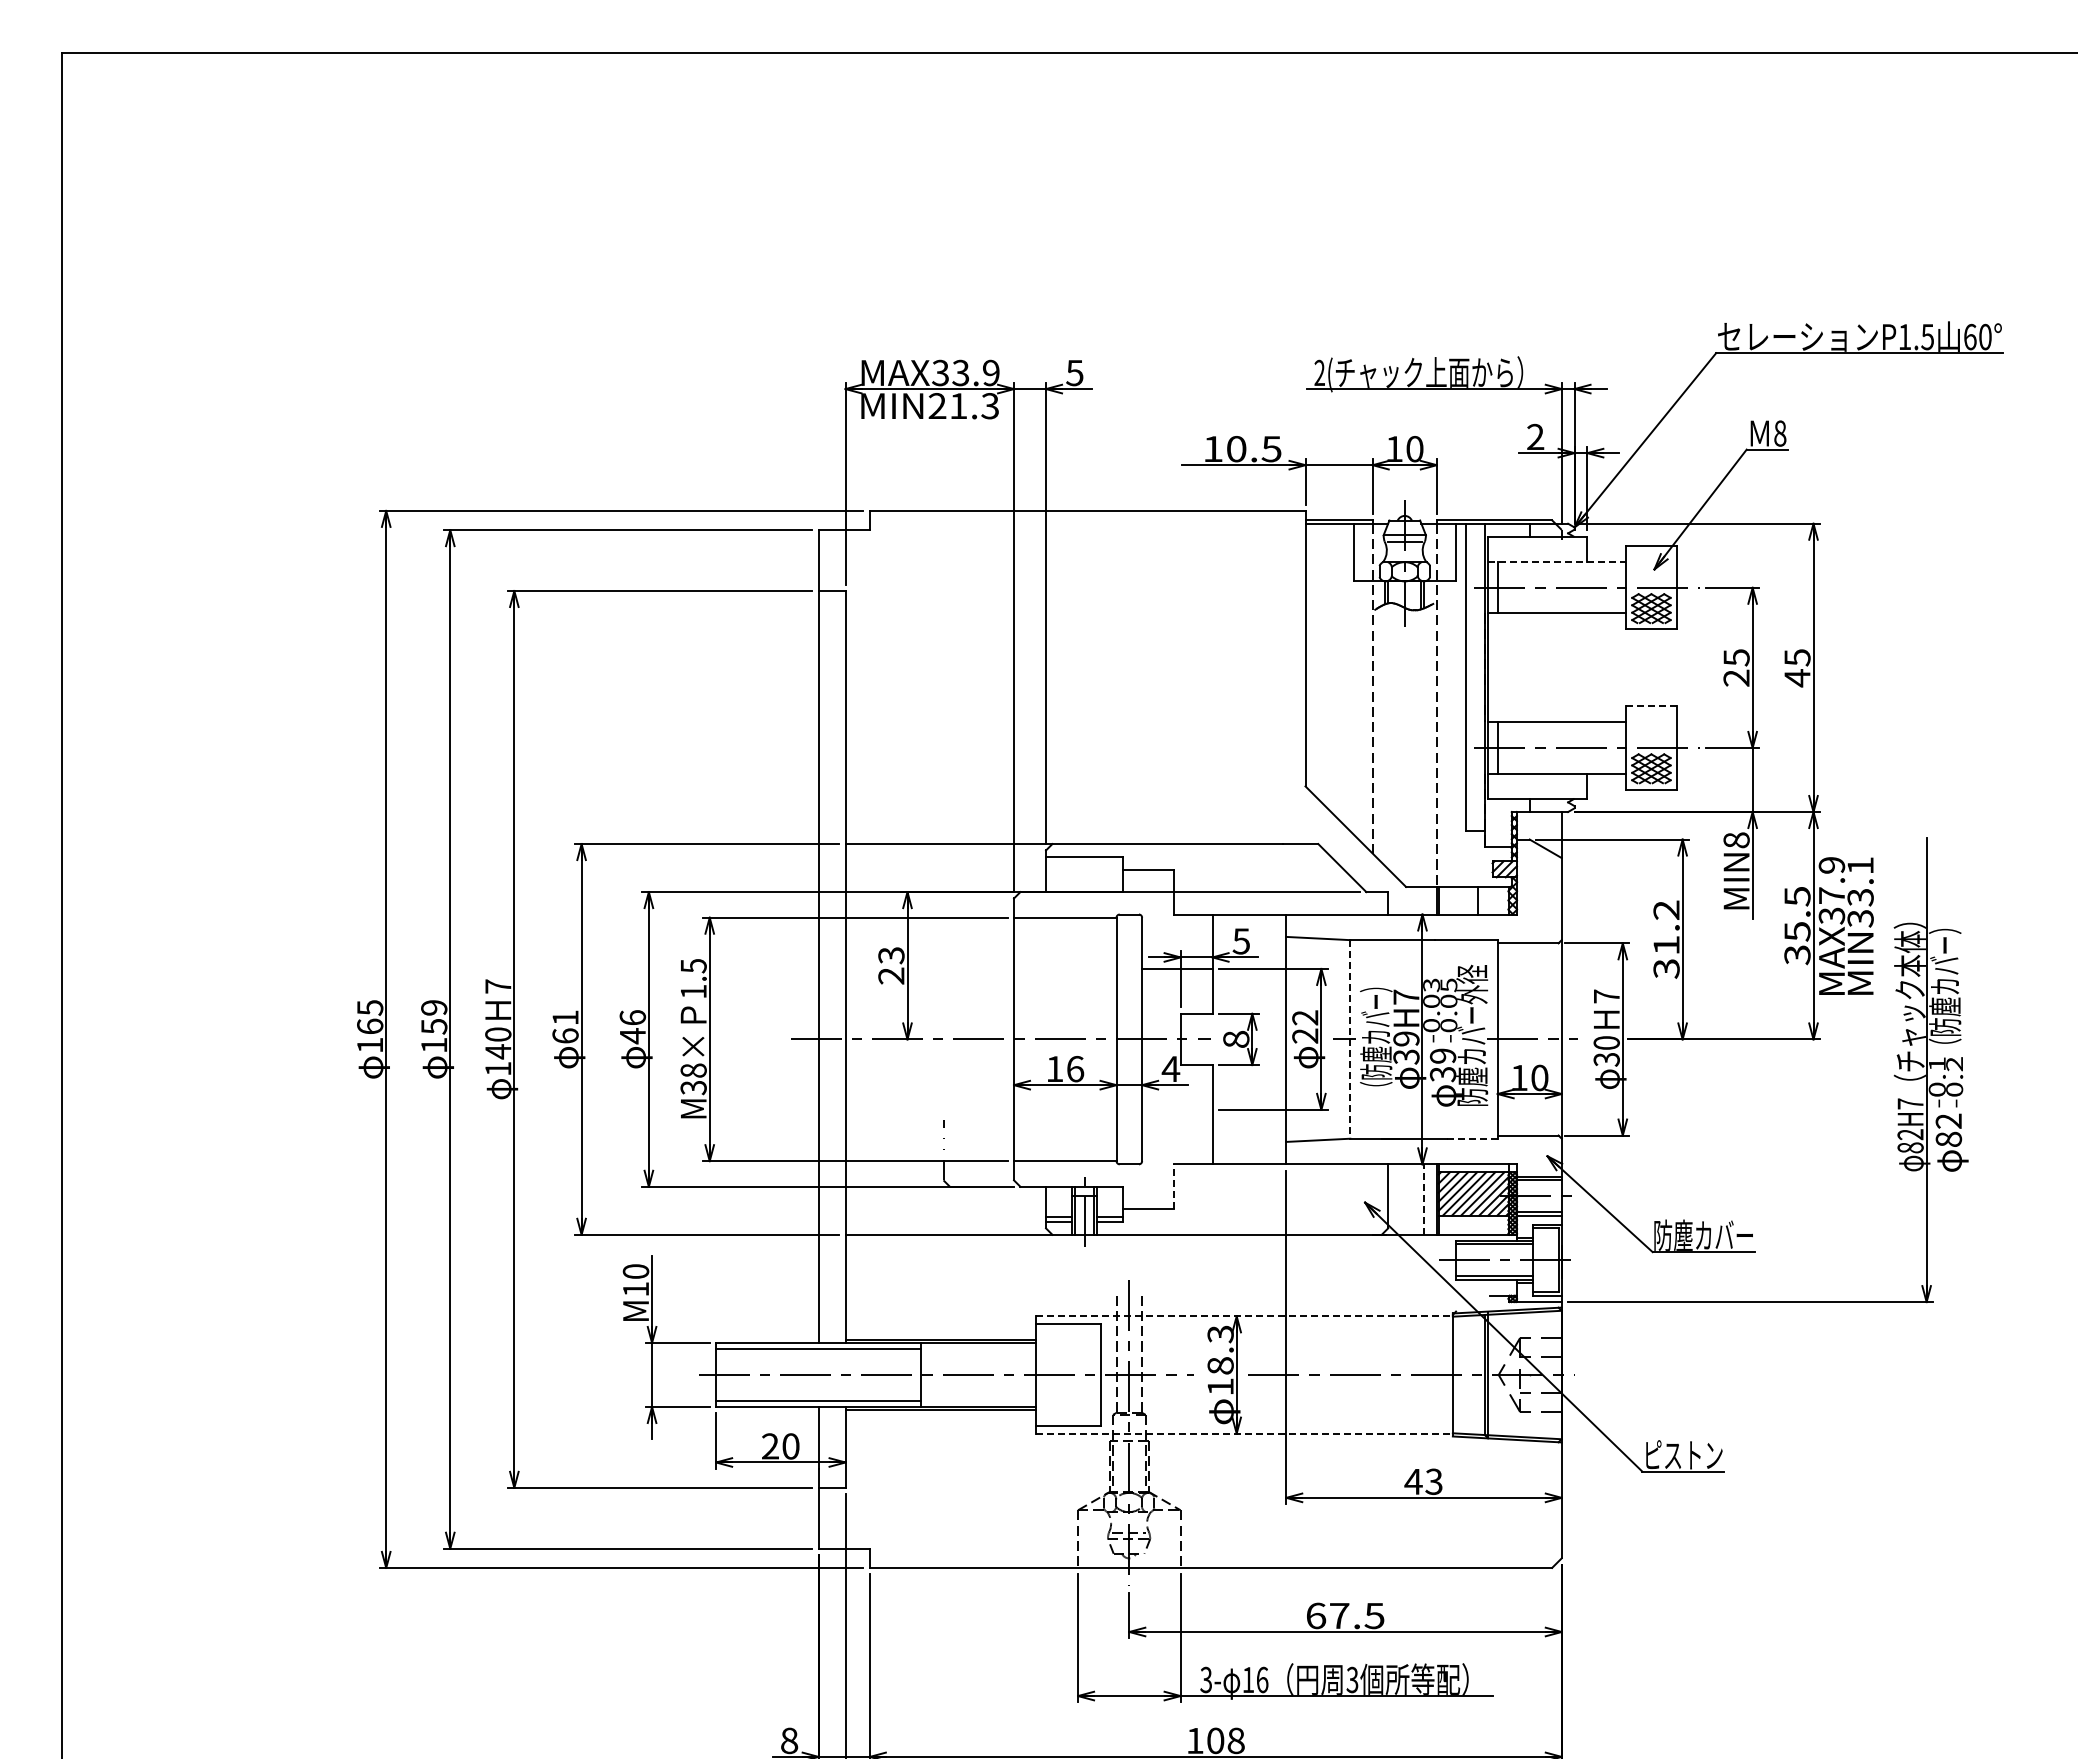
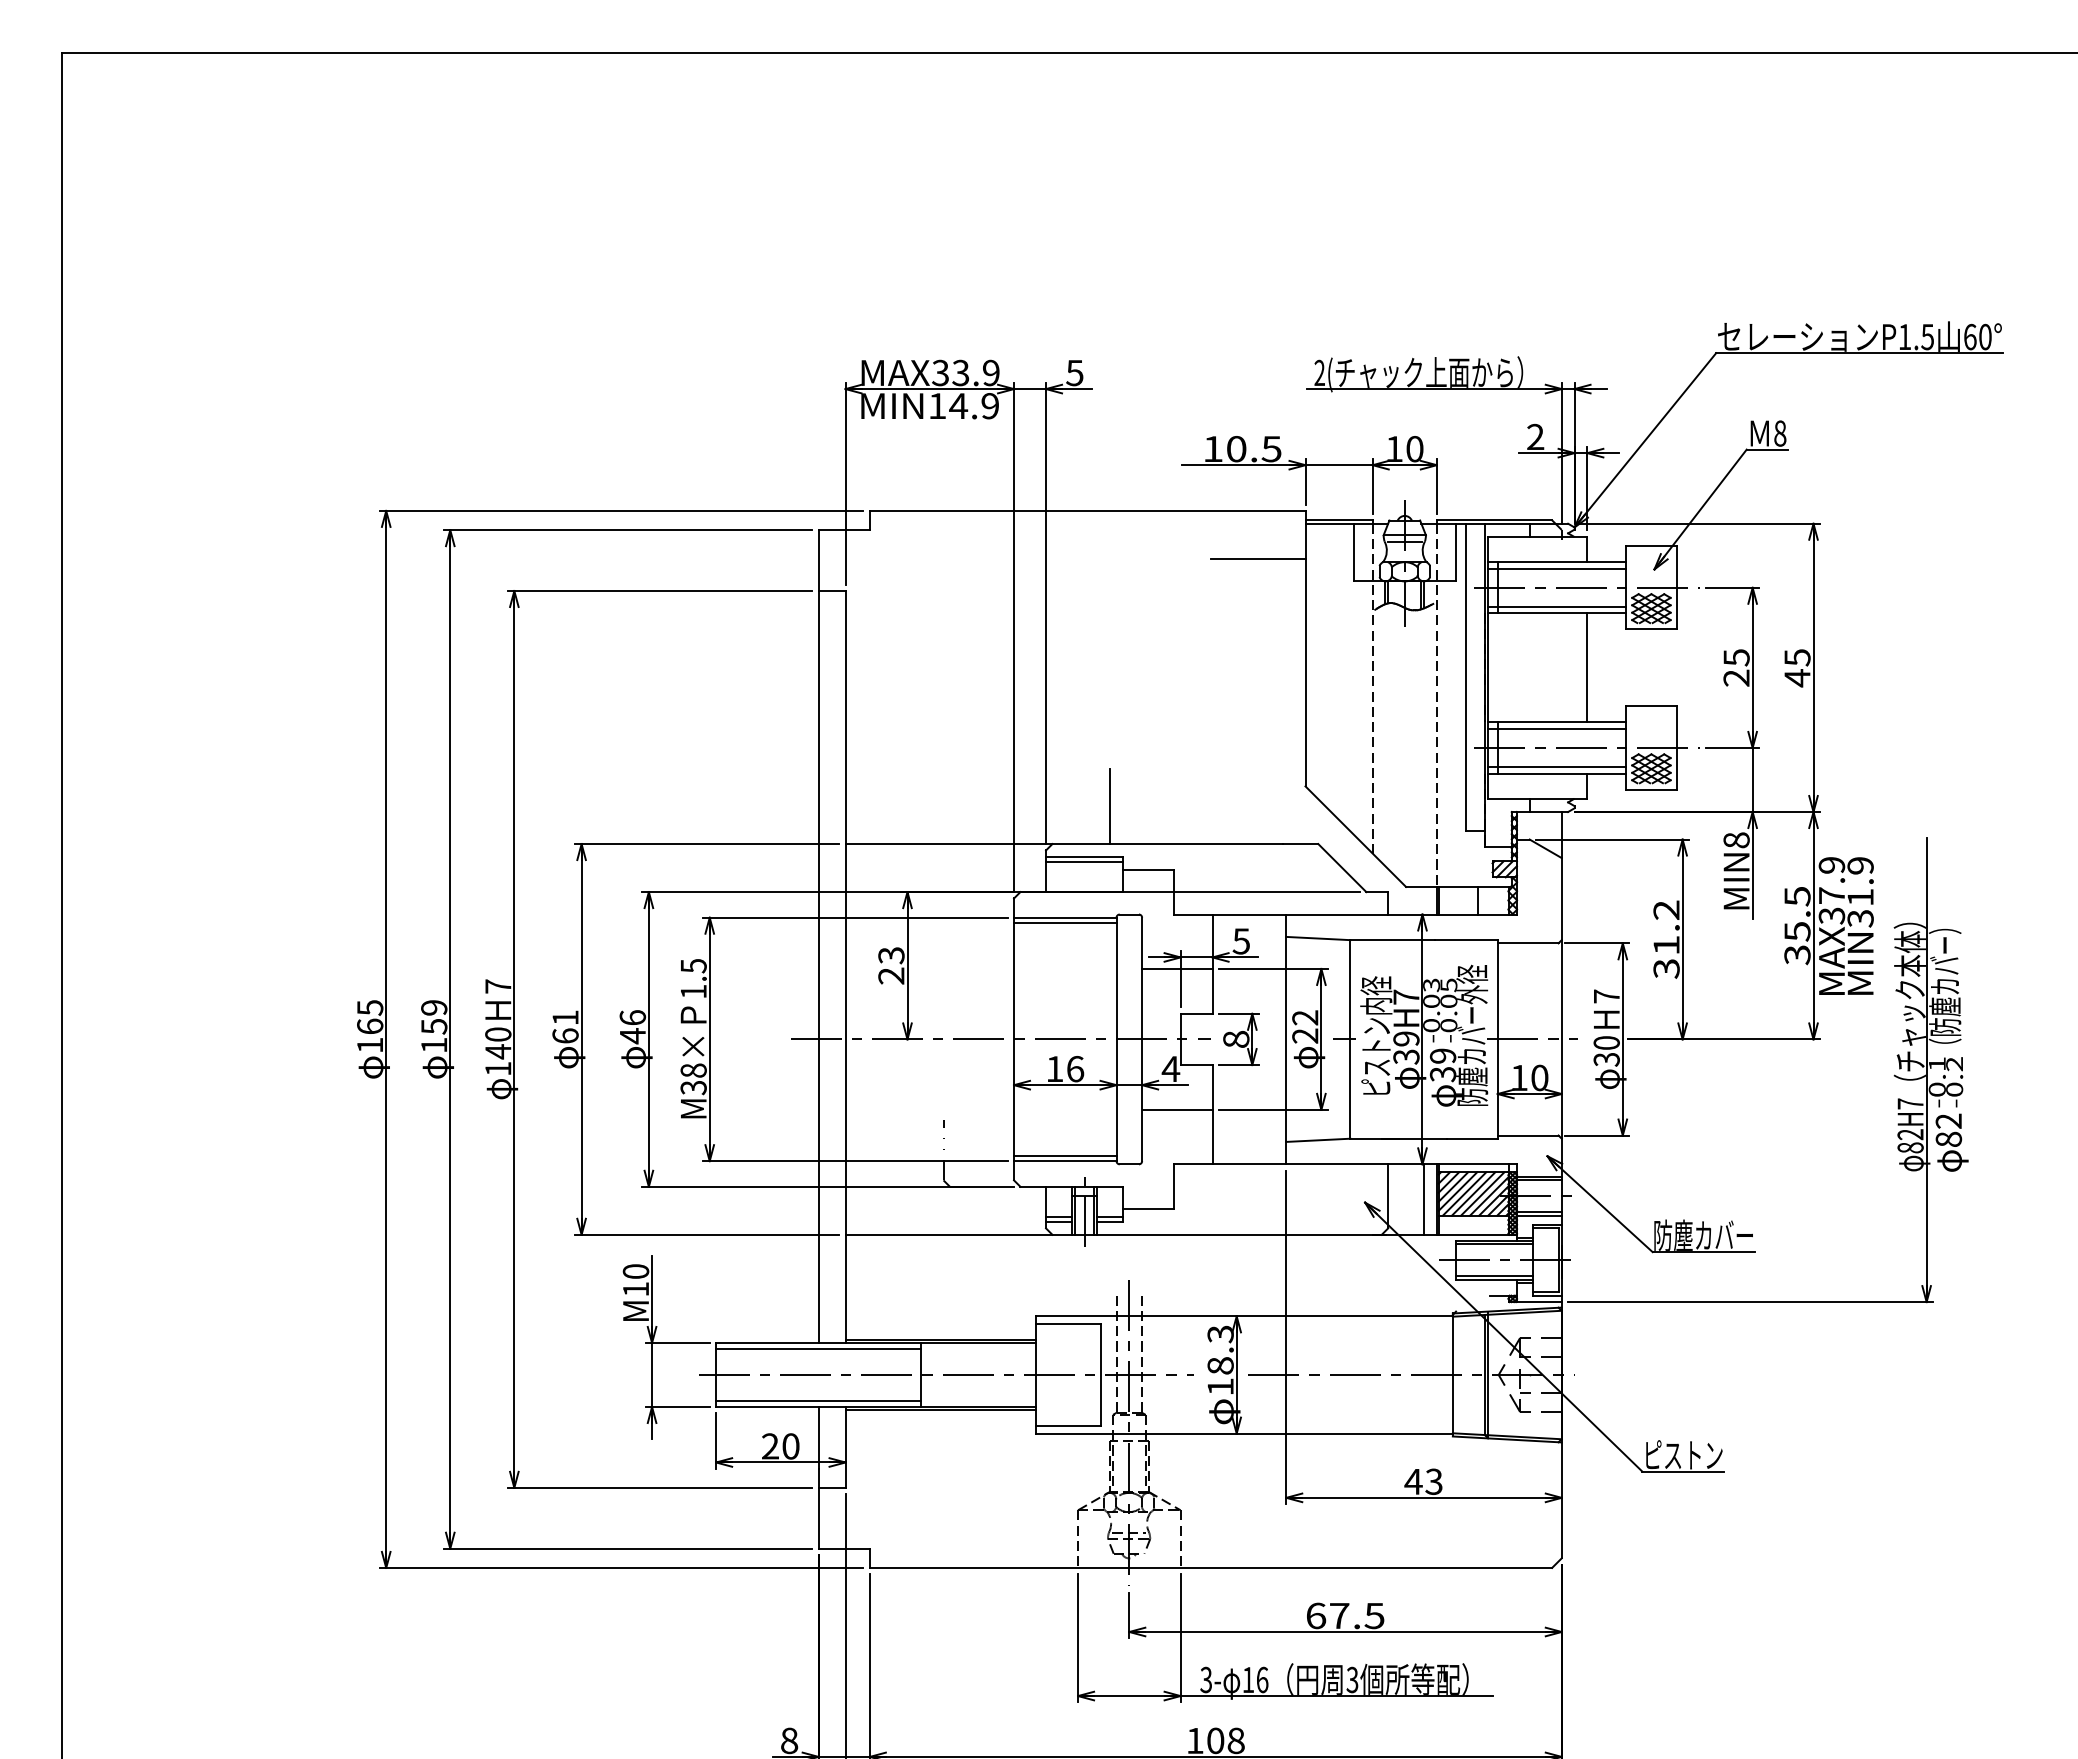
text: MIN21.3 -> MIN14.9 (963, 406)
line: none -> present (1257, 558)
line: dashed -> solid (1556, 562)
line: none -> present (1556, 568)
line: none -> present (1556, 607)
line: none -> present (1587, 667)
line: dashed -> solid (1651, 706)
line: none -> present (1556, 728)
line: none -> present (1556, 767)
line: none -> present (1110, 806)
line: none -> present (1084, 862)
text: MIN33.1 -> MIN31.9 (1860, 881)
line: none -> present (1065, 923)
text: （防塵カバー） -> ピストン内径 (1376, 1035)
line: dashed -> solid (1350, 1039)
line: none -> present (1177, 1109)
line: dashed -> solid (1472, 1138)
line: none -> present (1065, 1155)
line: dashed -> solid (1174, 1186)
line: dashed -> solid (1424, 1199)
line: dashed -> solid (1245, 1316)
line: dashed -> solid (1245, 1433)
